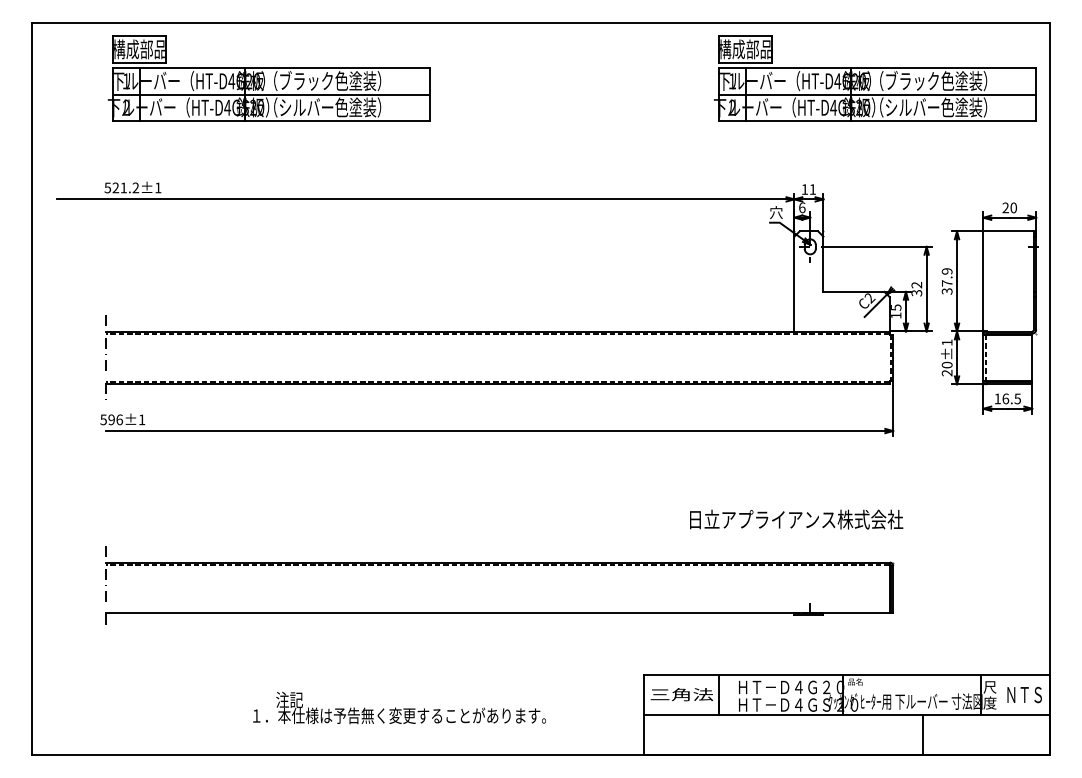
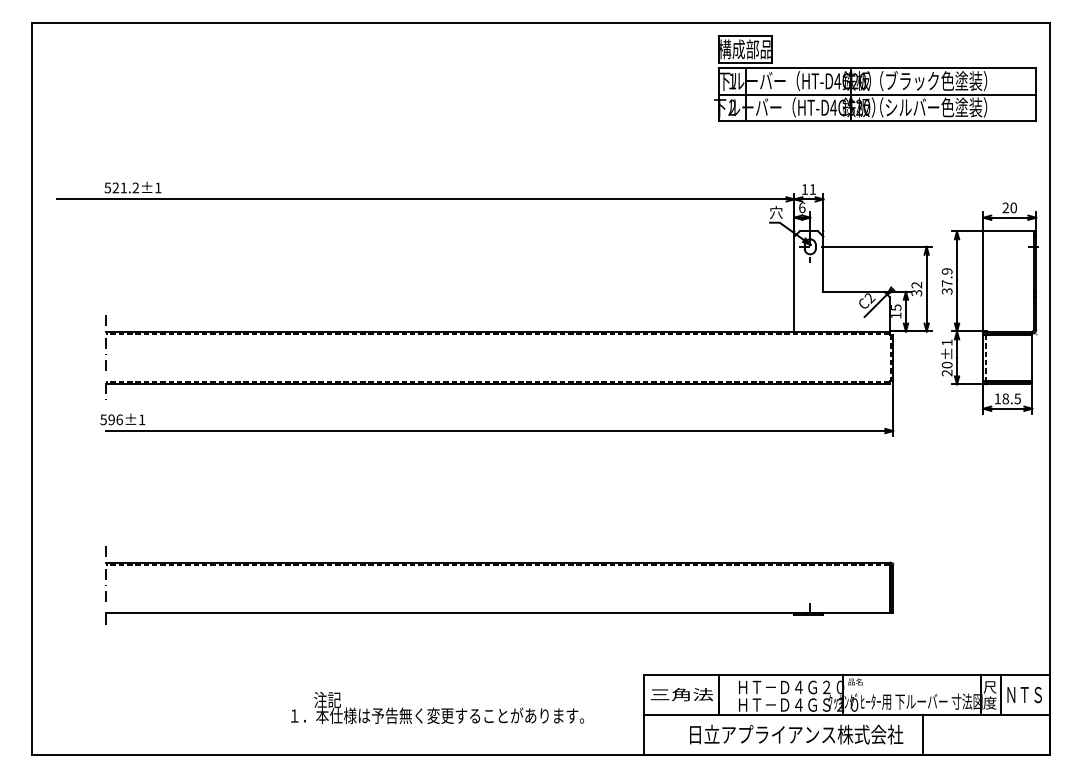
part: present -> none (268, 78)
text: 16.5 -> 18.5 (1005, 398)
text position: (796, 519) -> (796, 734) (796, 734)
line: none -> present (1000, 695)
text position: (399, 708) -> (437, 708) (437, 708)
